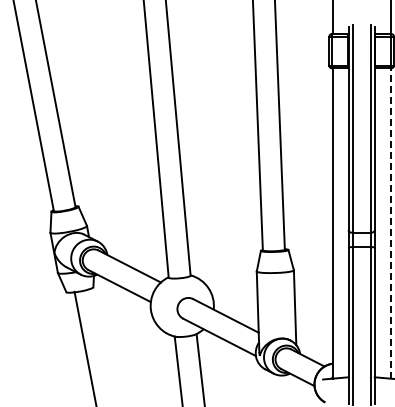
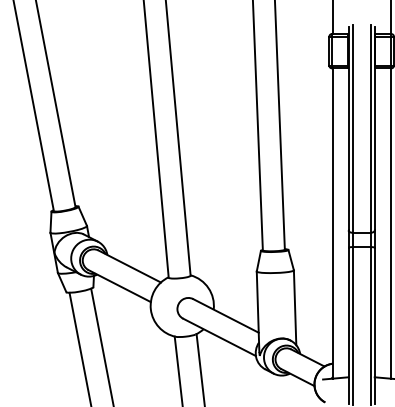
line: dashed -> solid (390, 223)
line: none -> present (102, 345)
line position: (85, 347) -> (79, 347) (79, 347)
